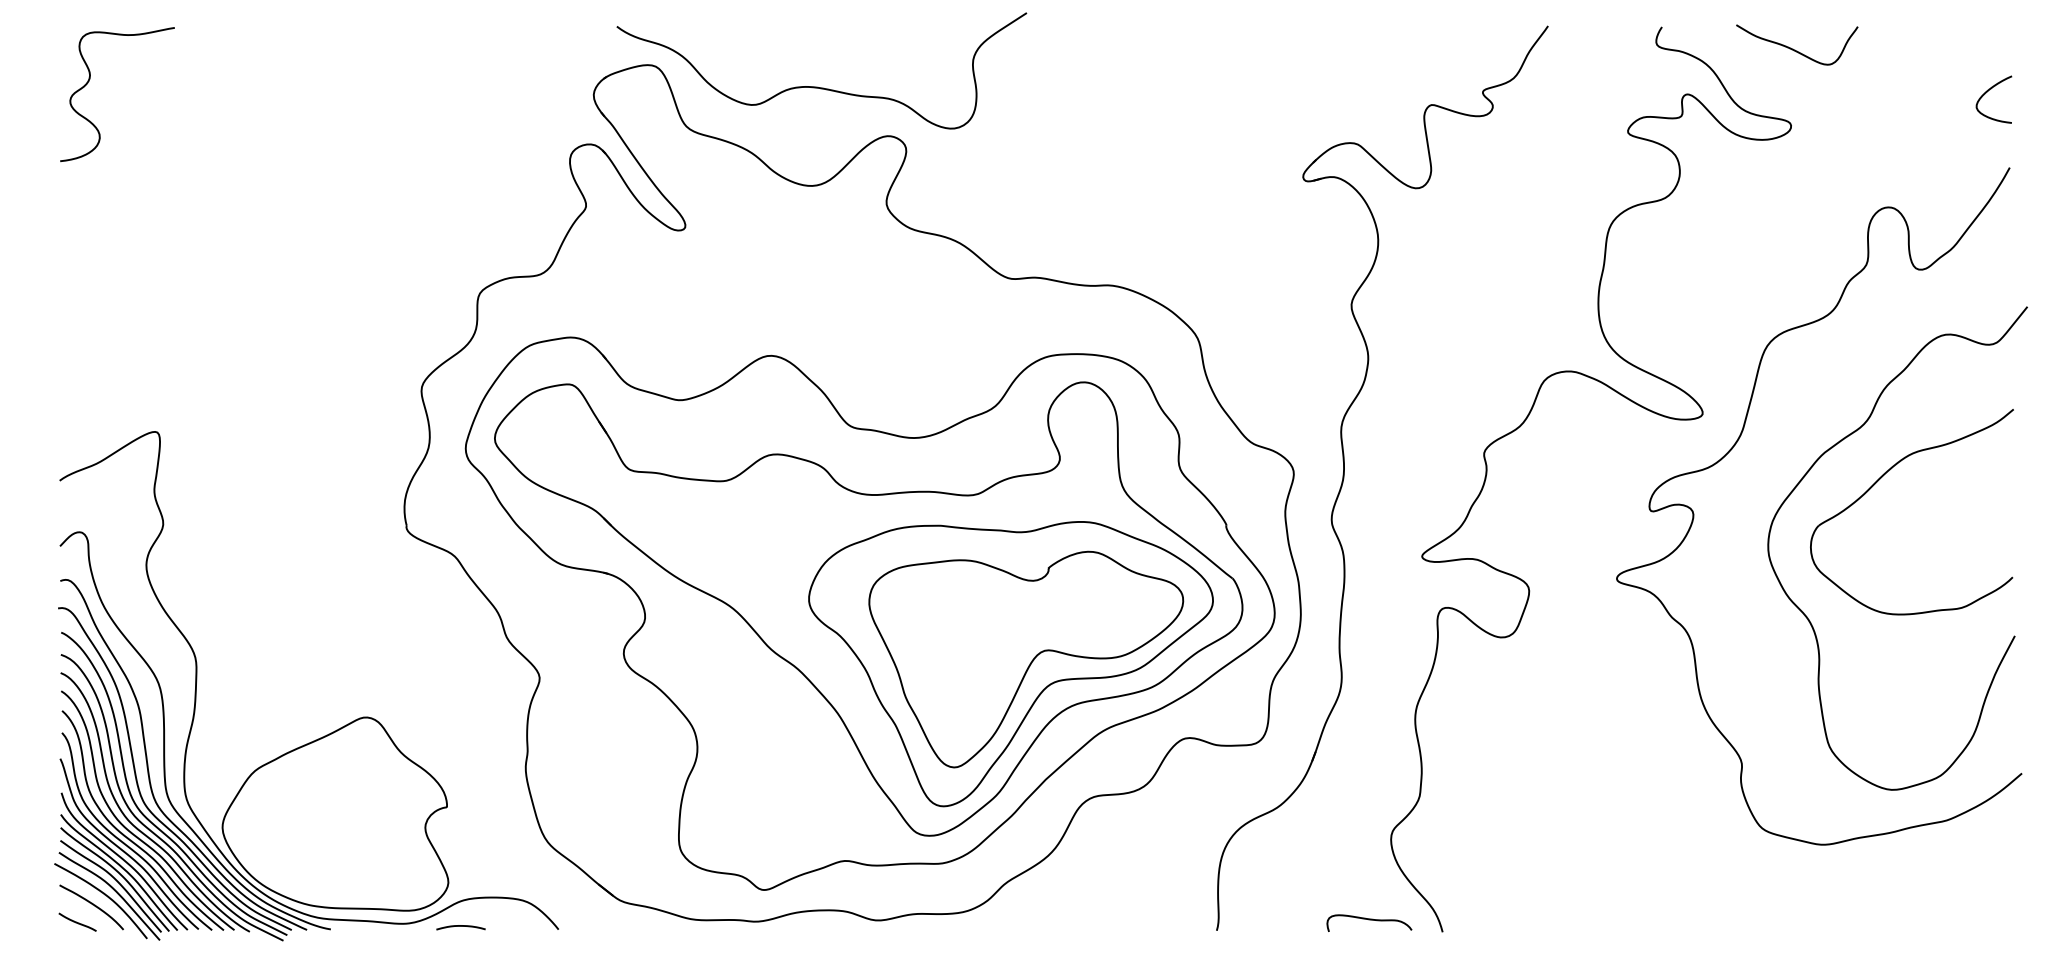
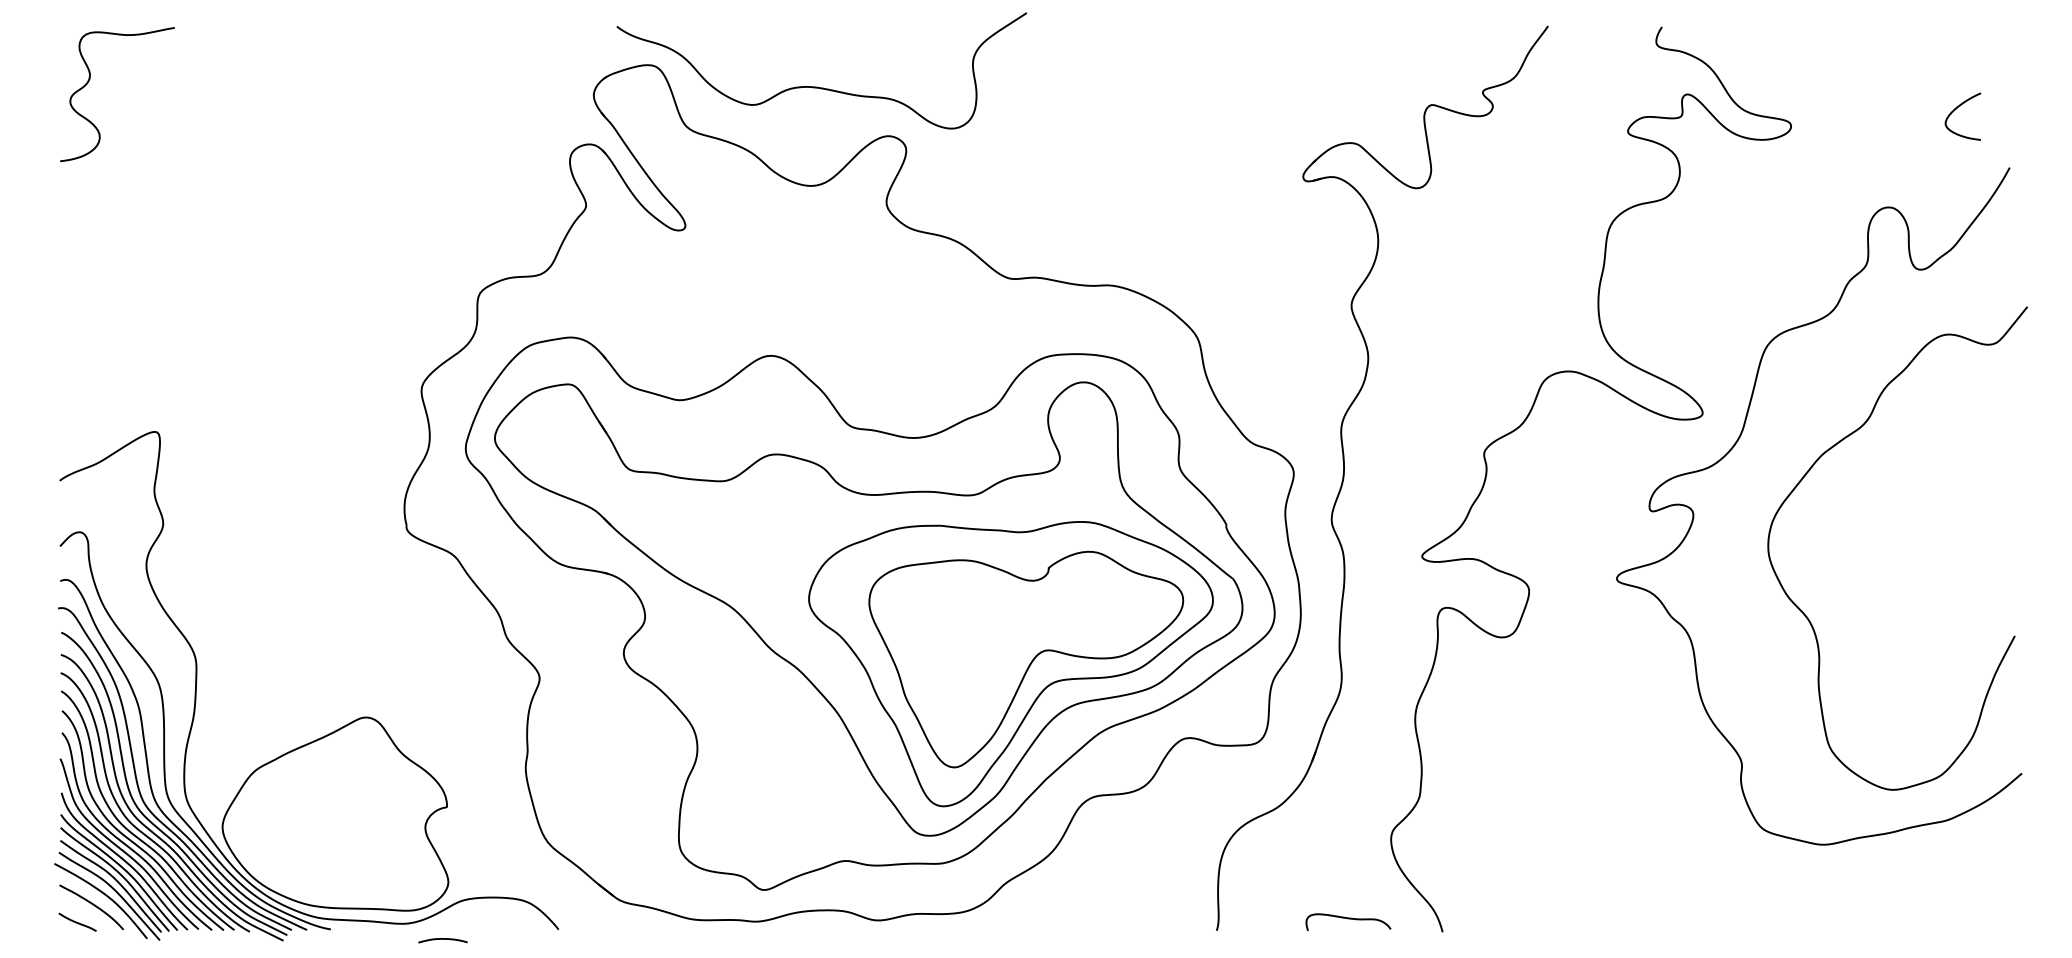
curve: present -> none (1795, 49)
curve position: (1987, 92) -> (1956, 109) (1956, 109)
part: present -> none (1879, 480)
curve position: (1369, 920) -> (1348, 919) (1348, 919)
curve position: (460, 926) -> (442, 939) (442, 939)
